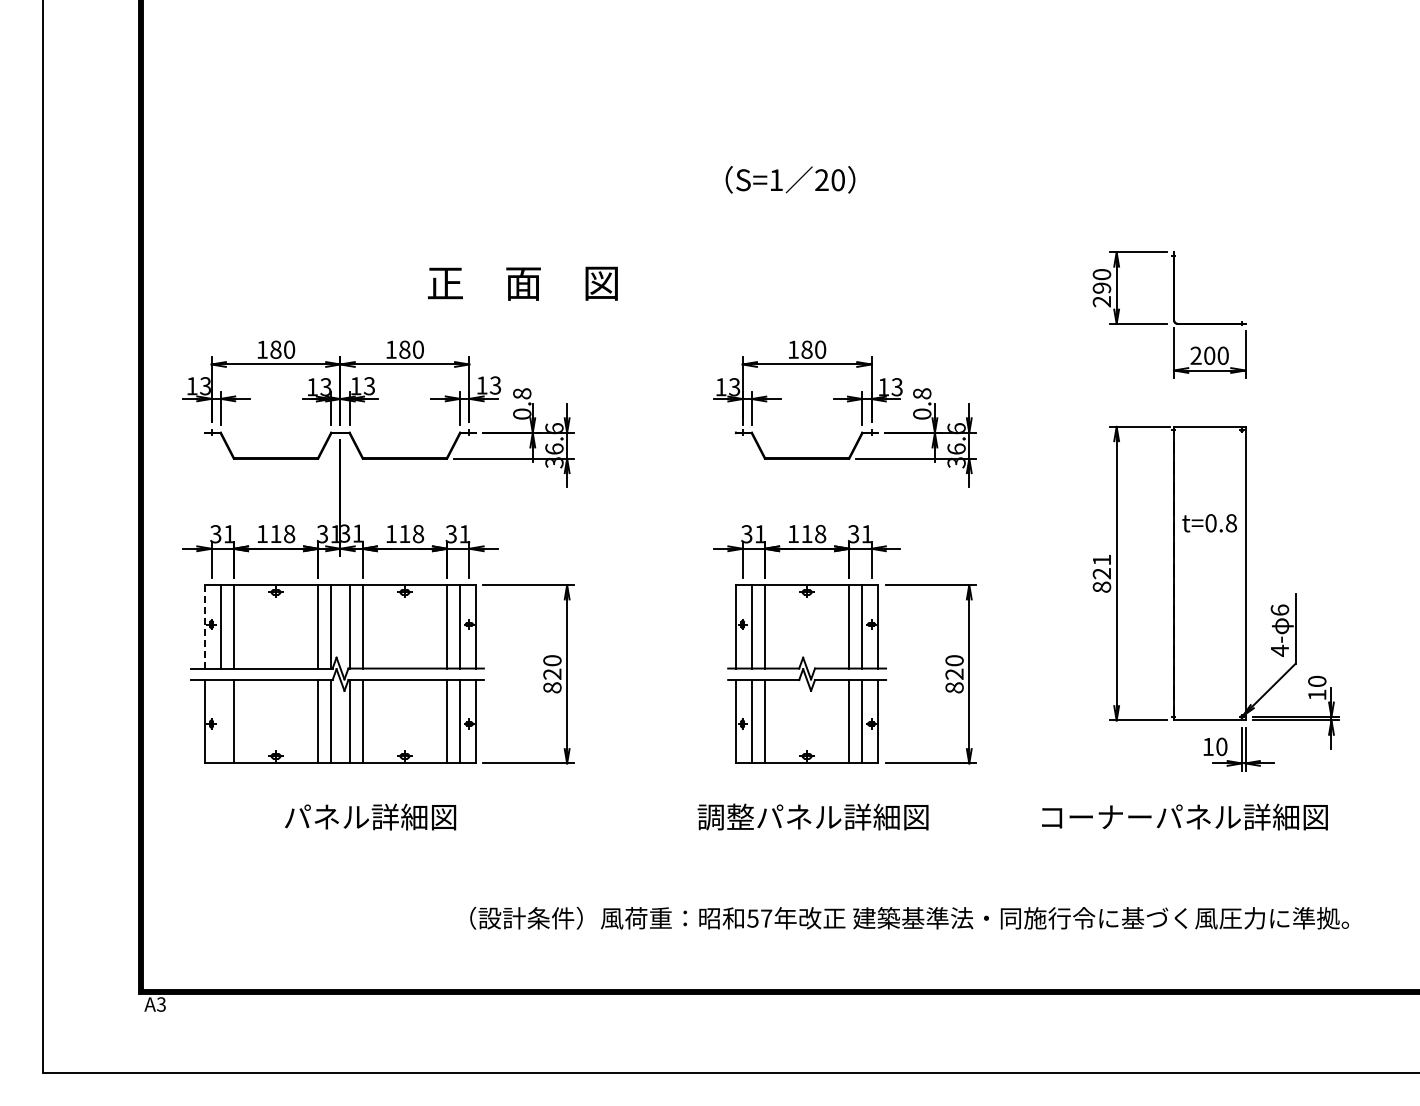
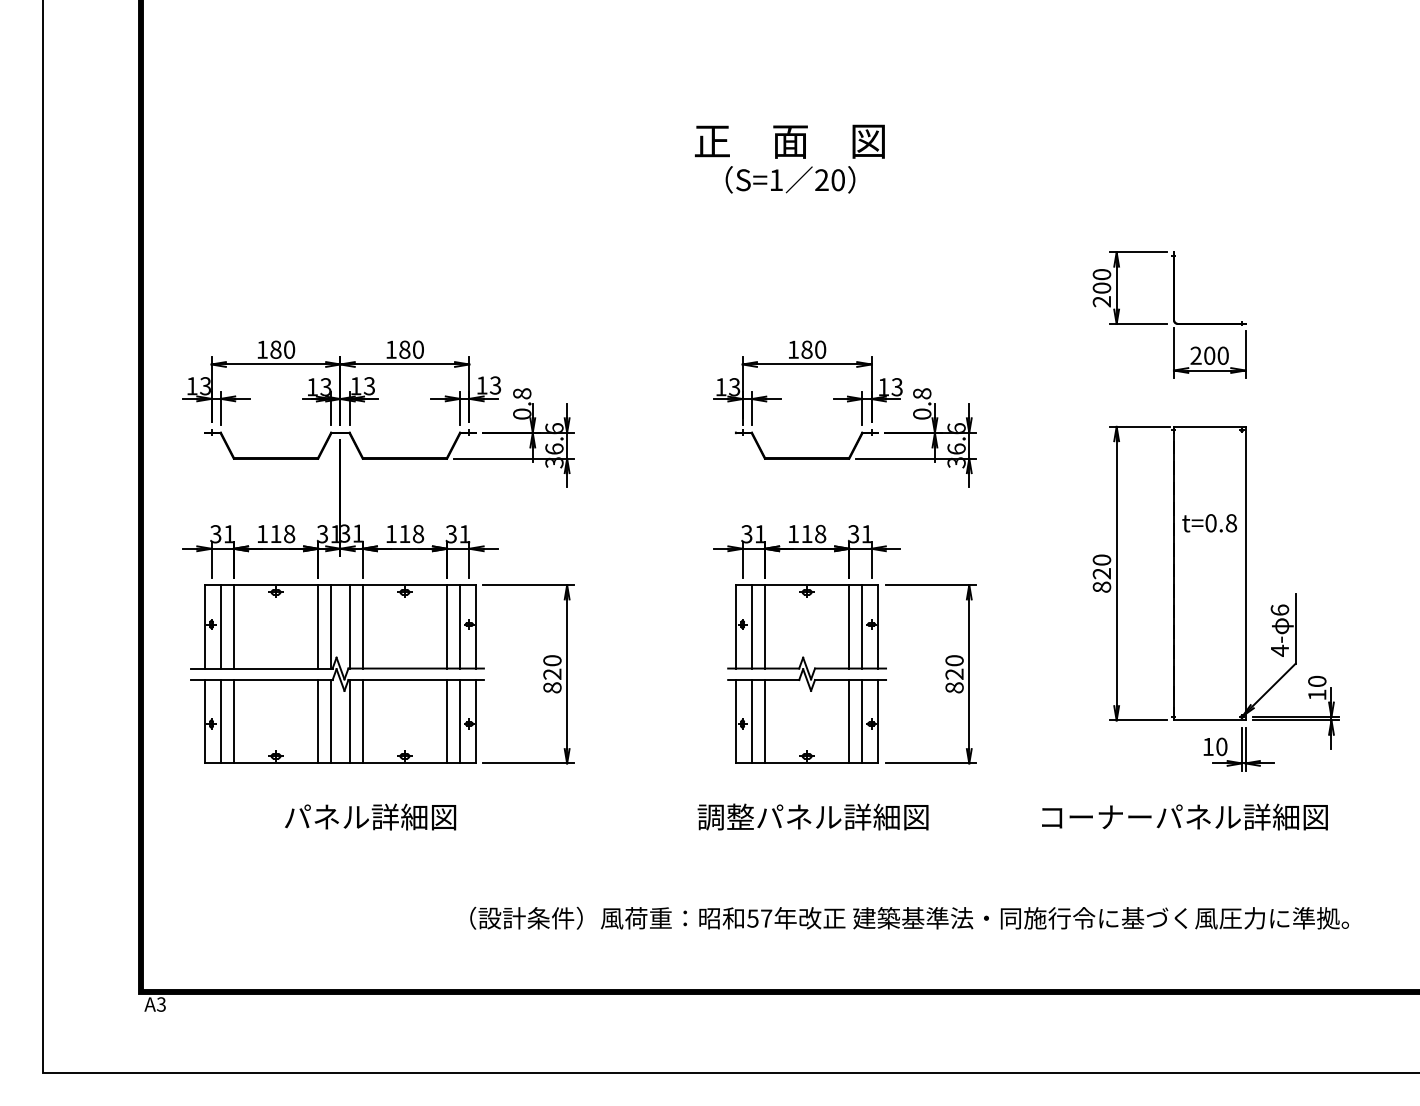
text position: (522, 283) -> (789, 141) (789, 141)
text: 290 -> 200 (1101, 287)
text: 821 -> 820 (1101, 559)
line: dashed -> solid (204, 626)
line: none -> present (220, 721)
